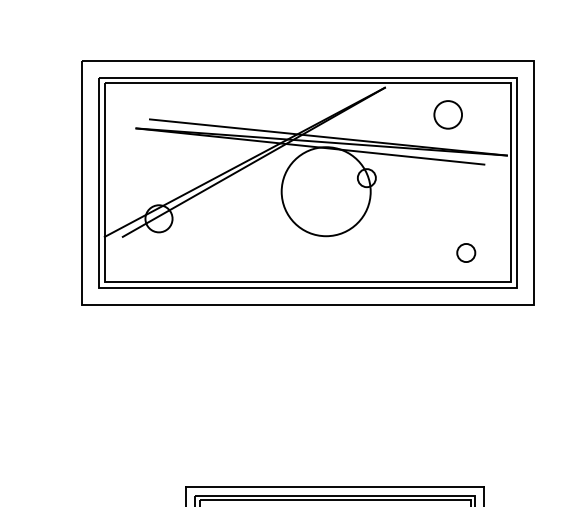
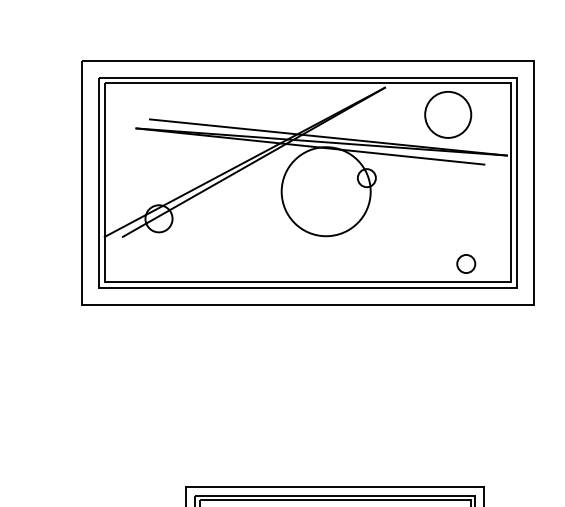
circle diameter: 28 px -> 46 px (448, 114)
circle position: (466, 252) -> (466, 263) (466, 263)
